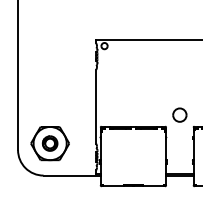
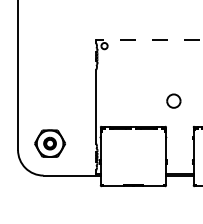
line: solid -> dashed (148, 39)
part position: (179, 114) -> (173, 100) (173, 100)
part size: 40x36 px -> 32x29 px (49, 143)
